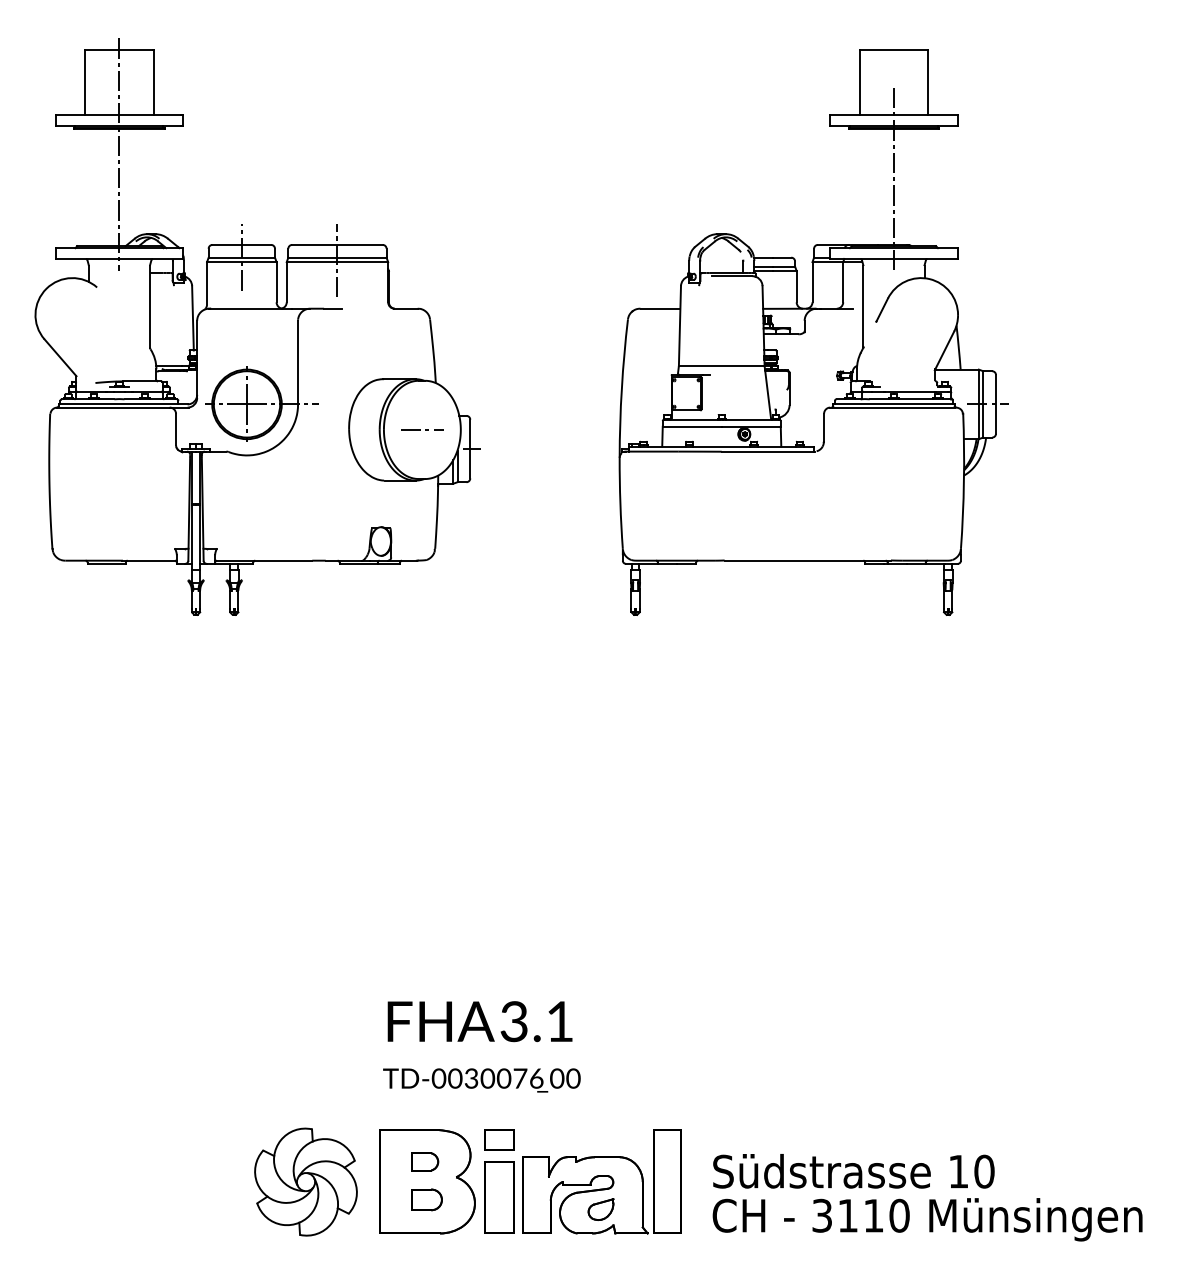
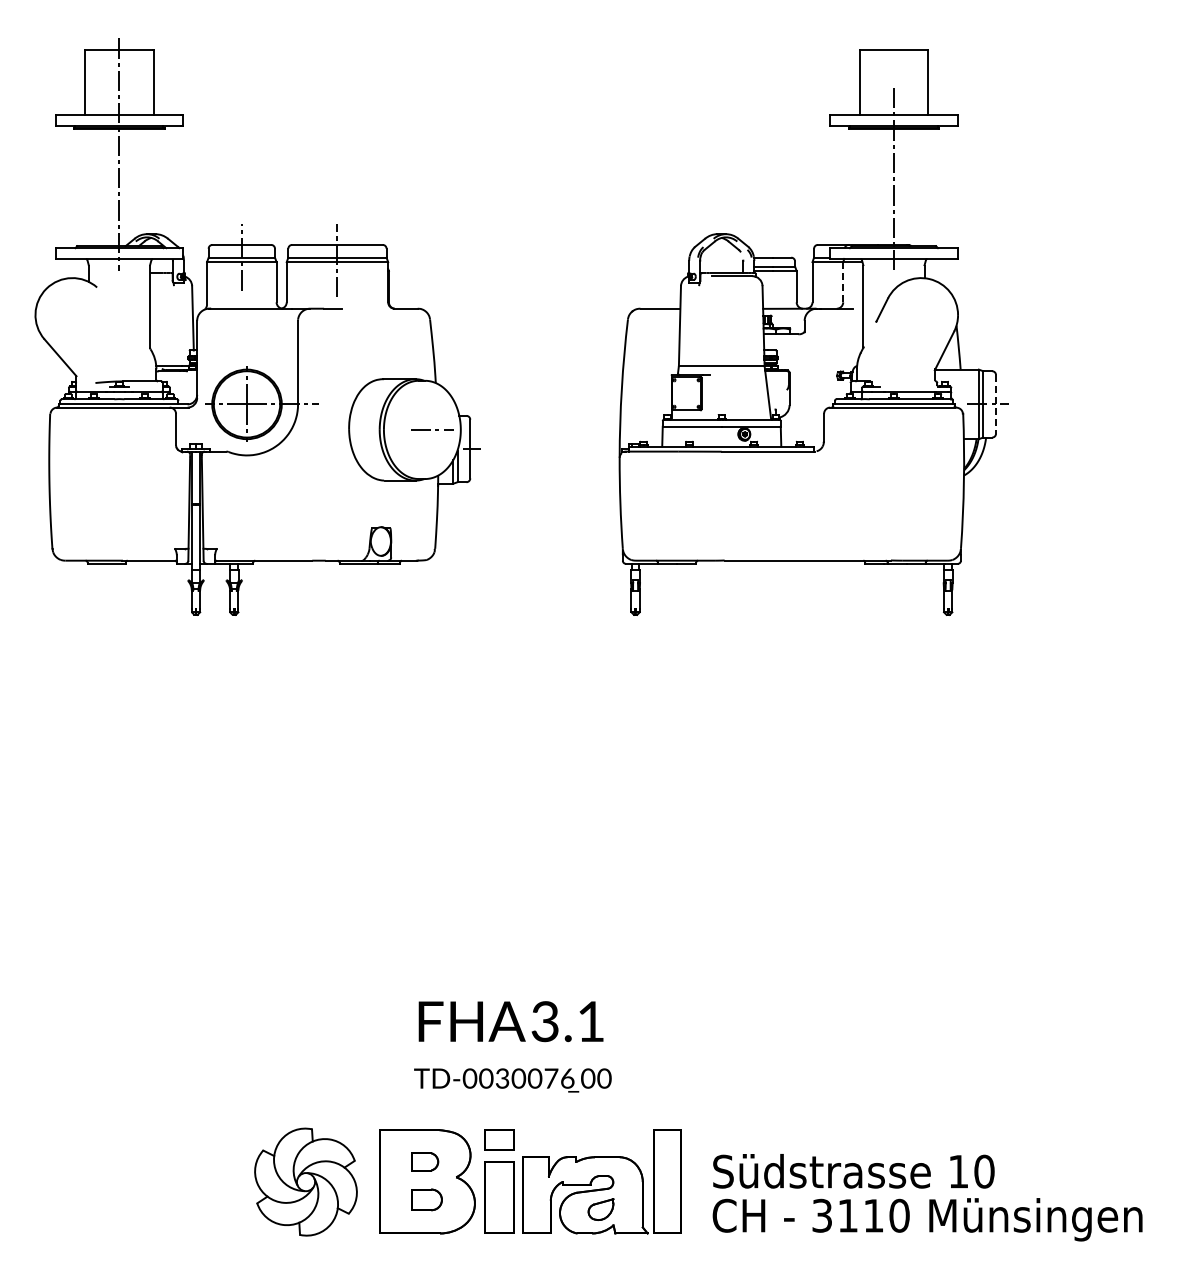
line: solid -> dashed (843, 282)
line: solid -> dashed (996, 404)
line position: (420, 429) -> (430, 429) (430, 429)
text position: (481, 1046) -> (512, 1046) (512, 1046)
